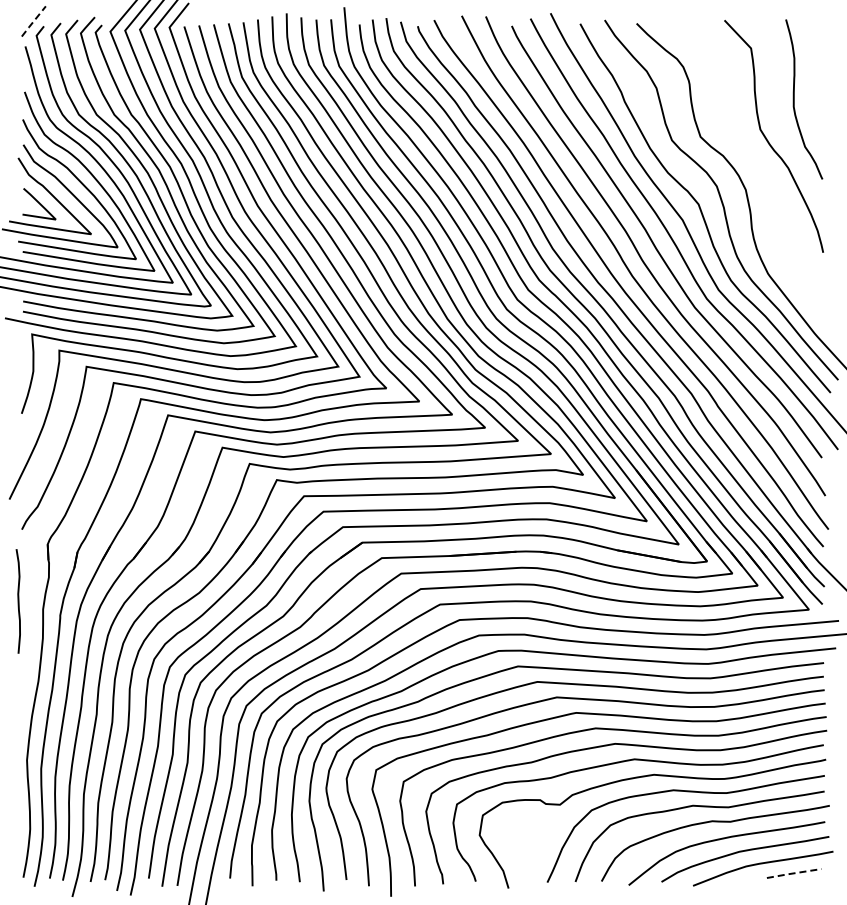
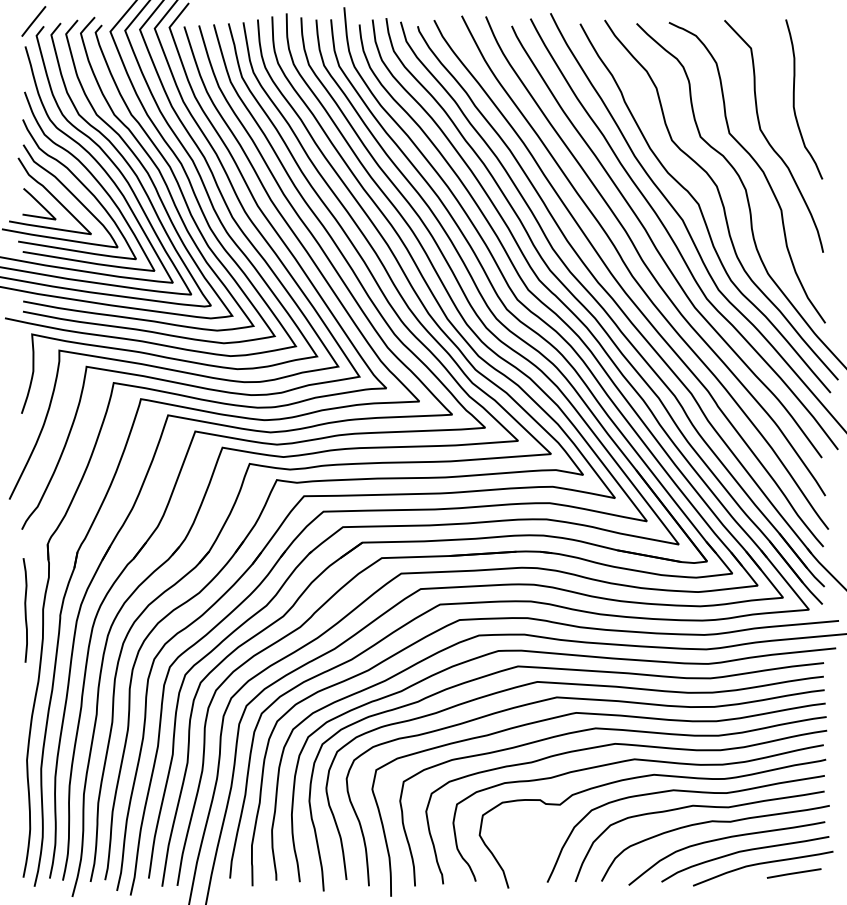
line: dashed -> solid (33, 21)
curve: none -> present (755, 163)
curve position: (17, 601) -> (24, 610) (24, 610)
line: dashed -> solid (793, 873)
